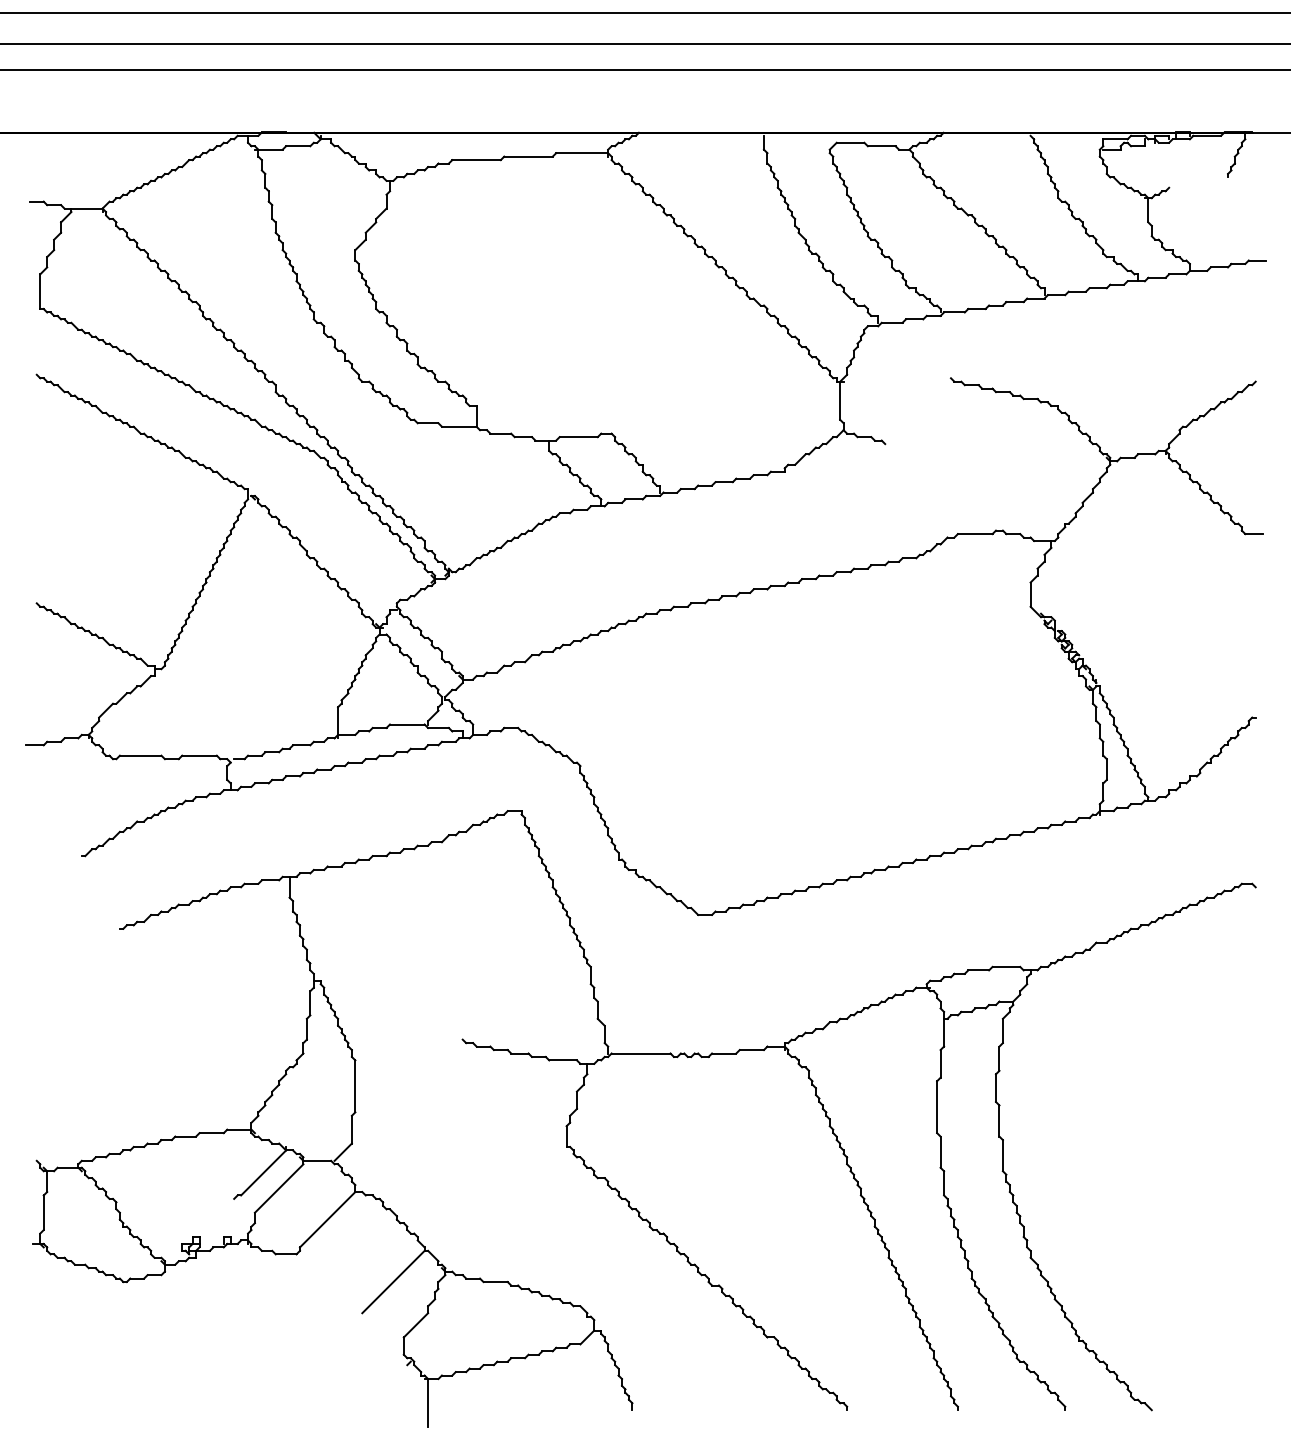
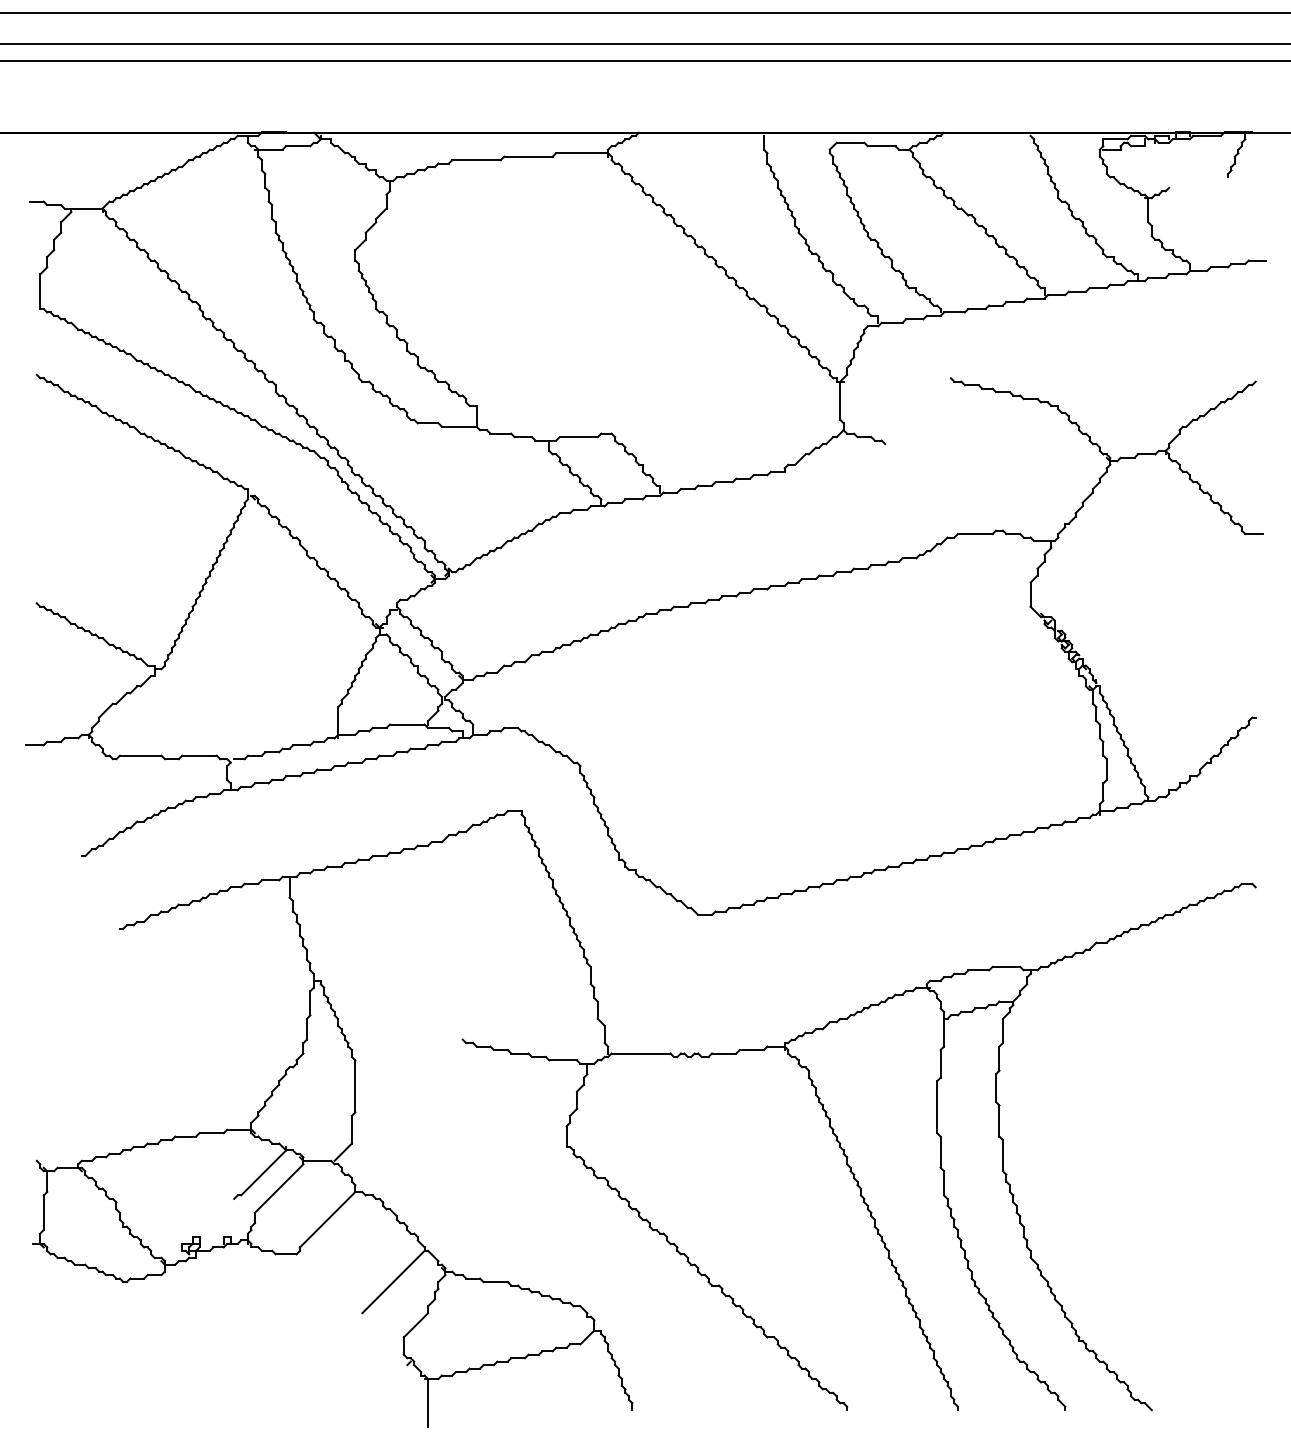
line position: (644, 69) -> (644, 60) (644, 60)
